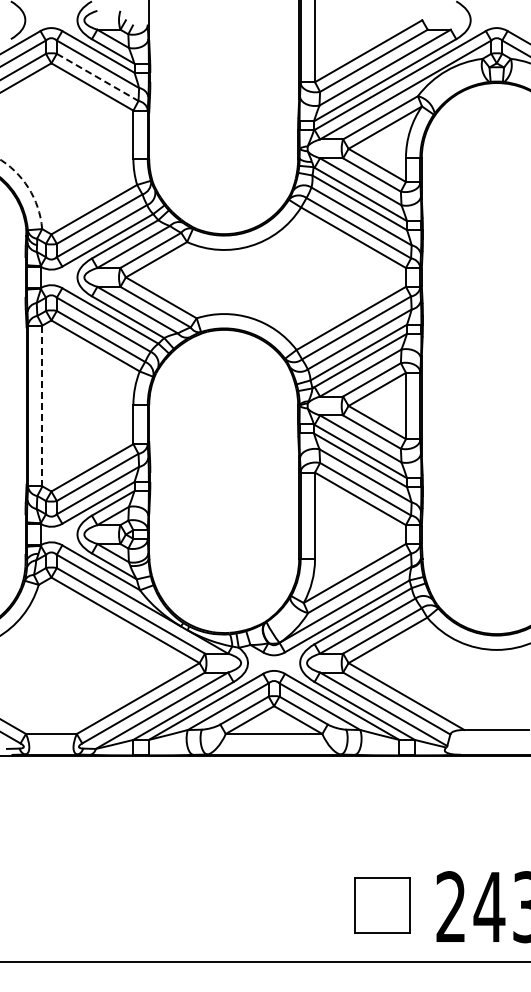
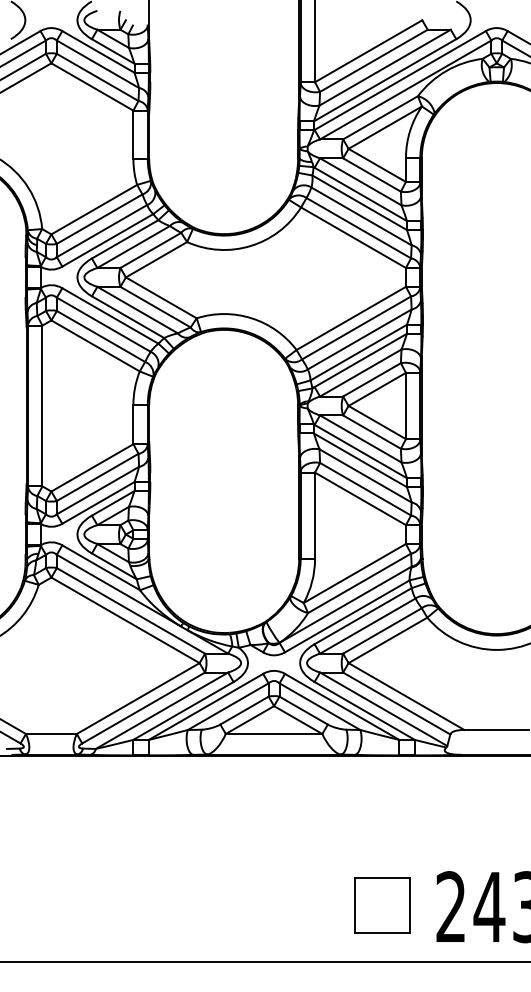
line: dashed -> solid (98, 77)
arc: dashed -> solid (28, 188)
line: dashed -> solid (42, 406)
